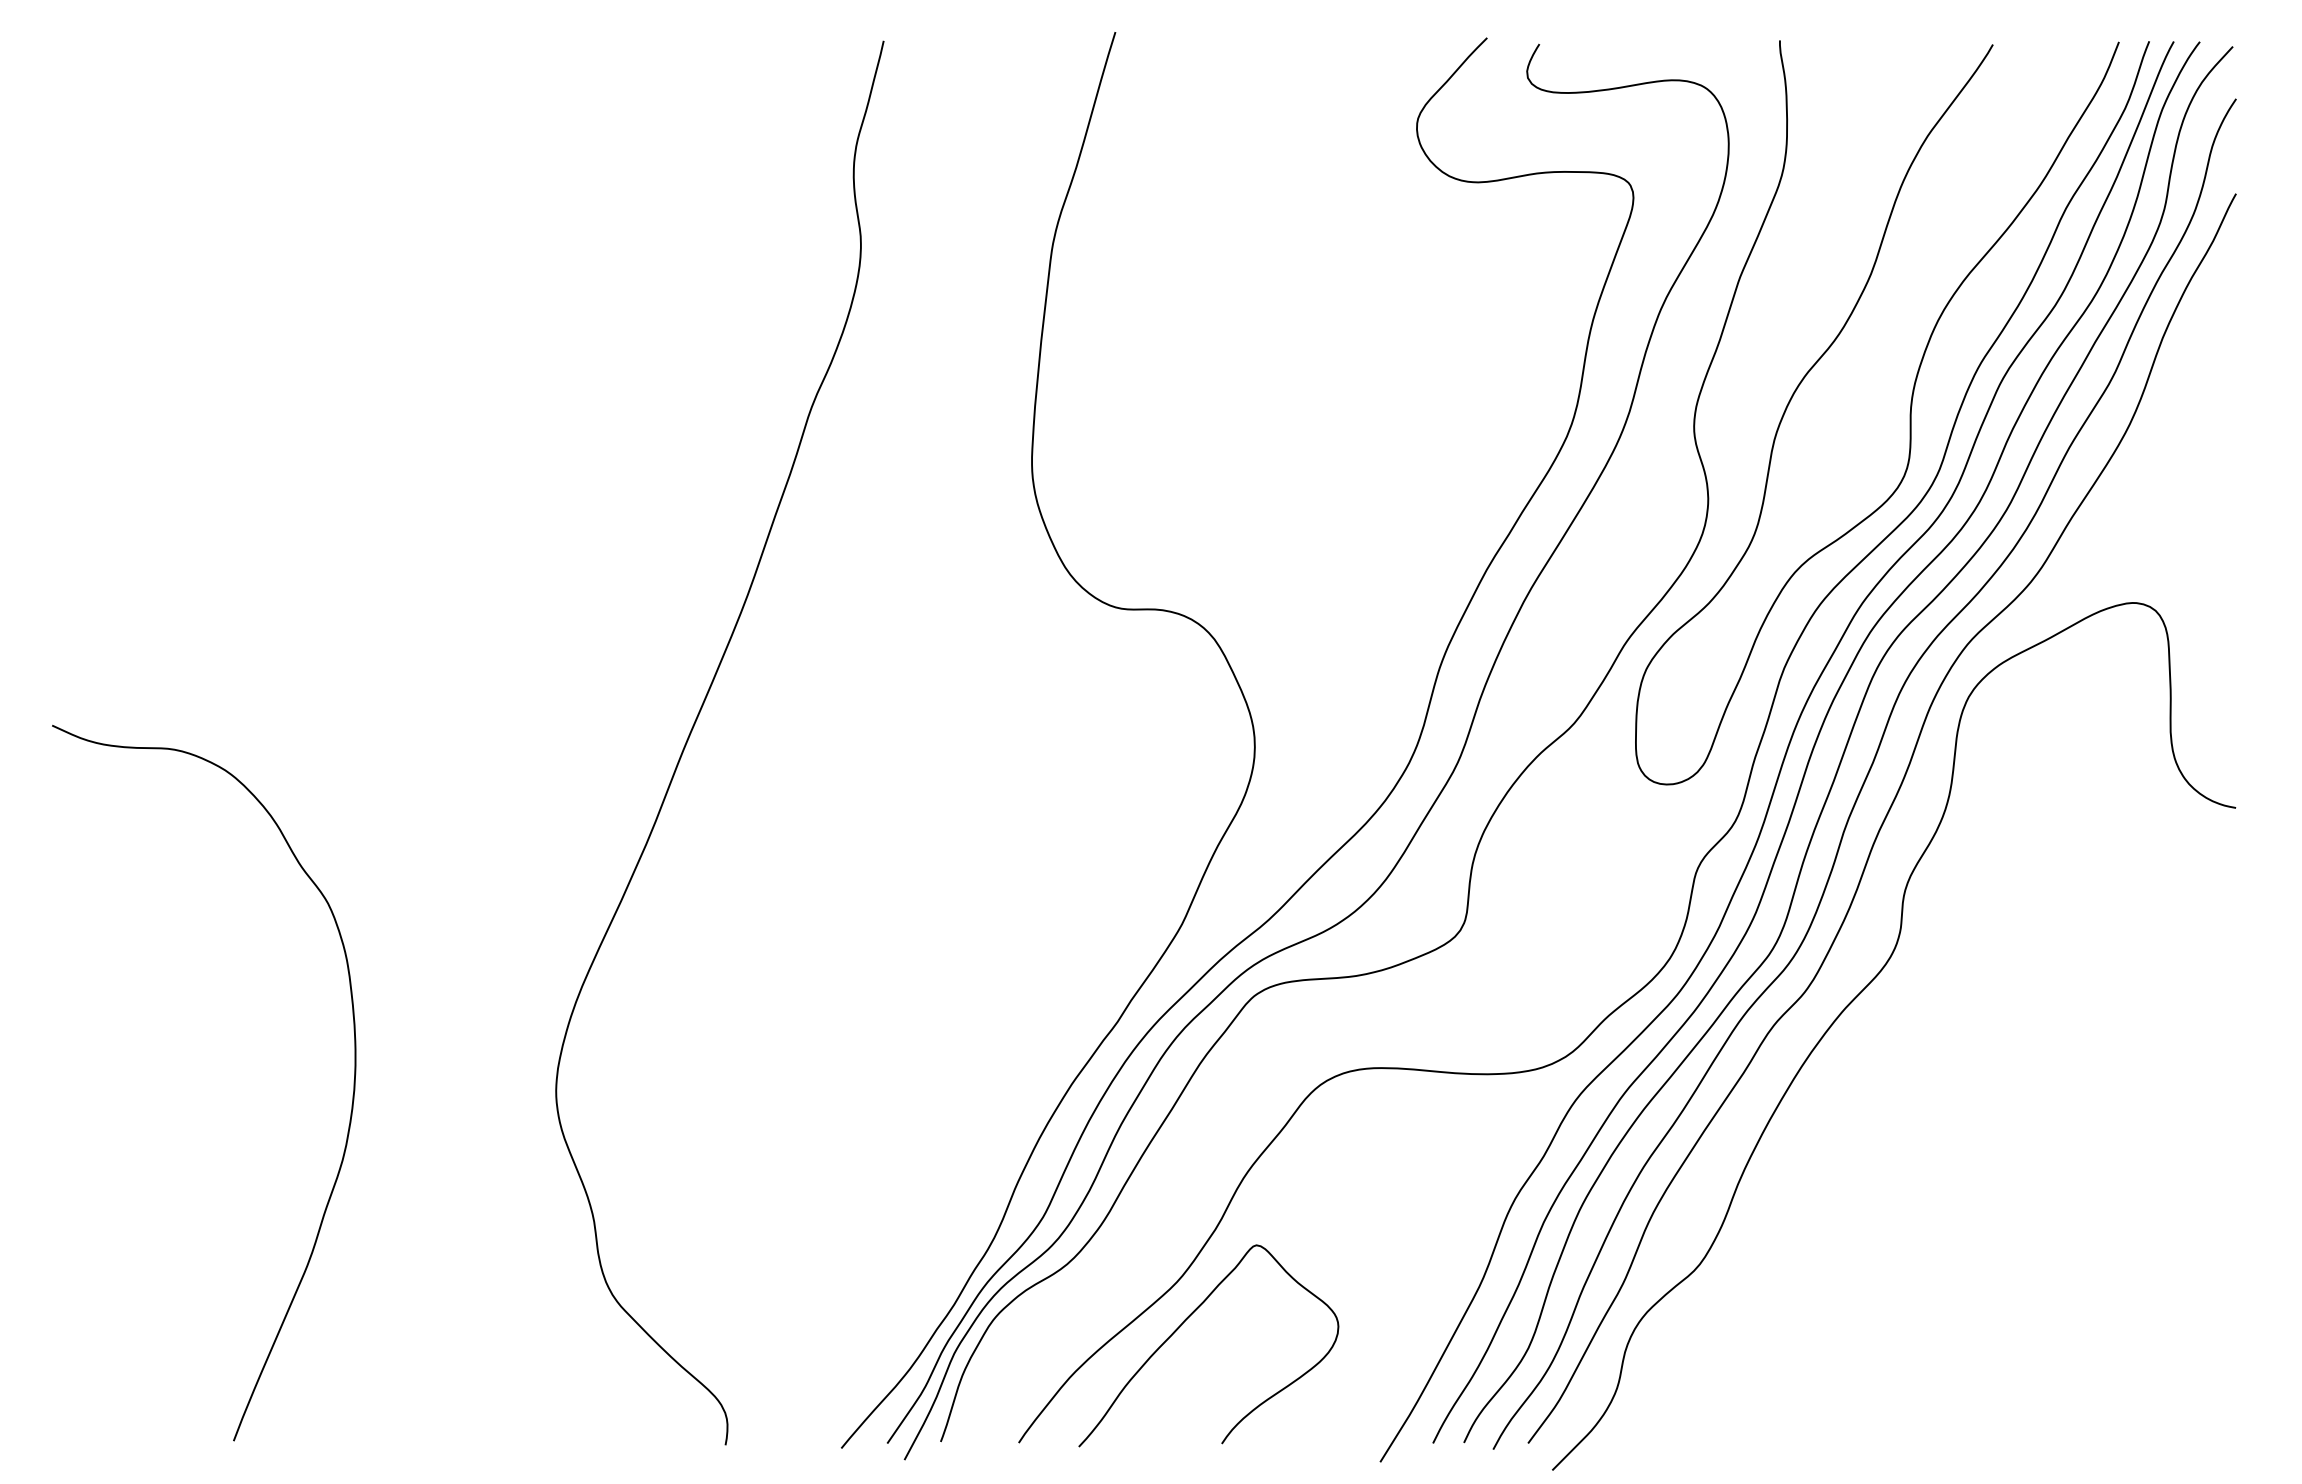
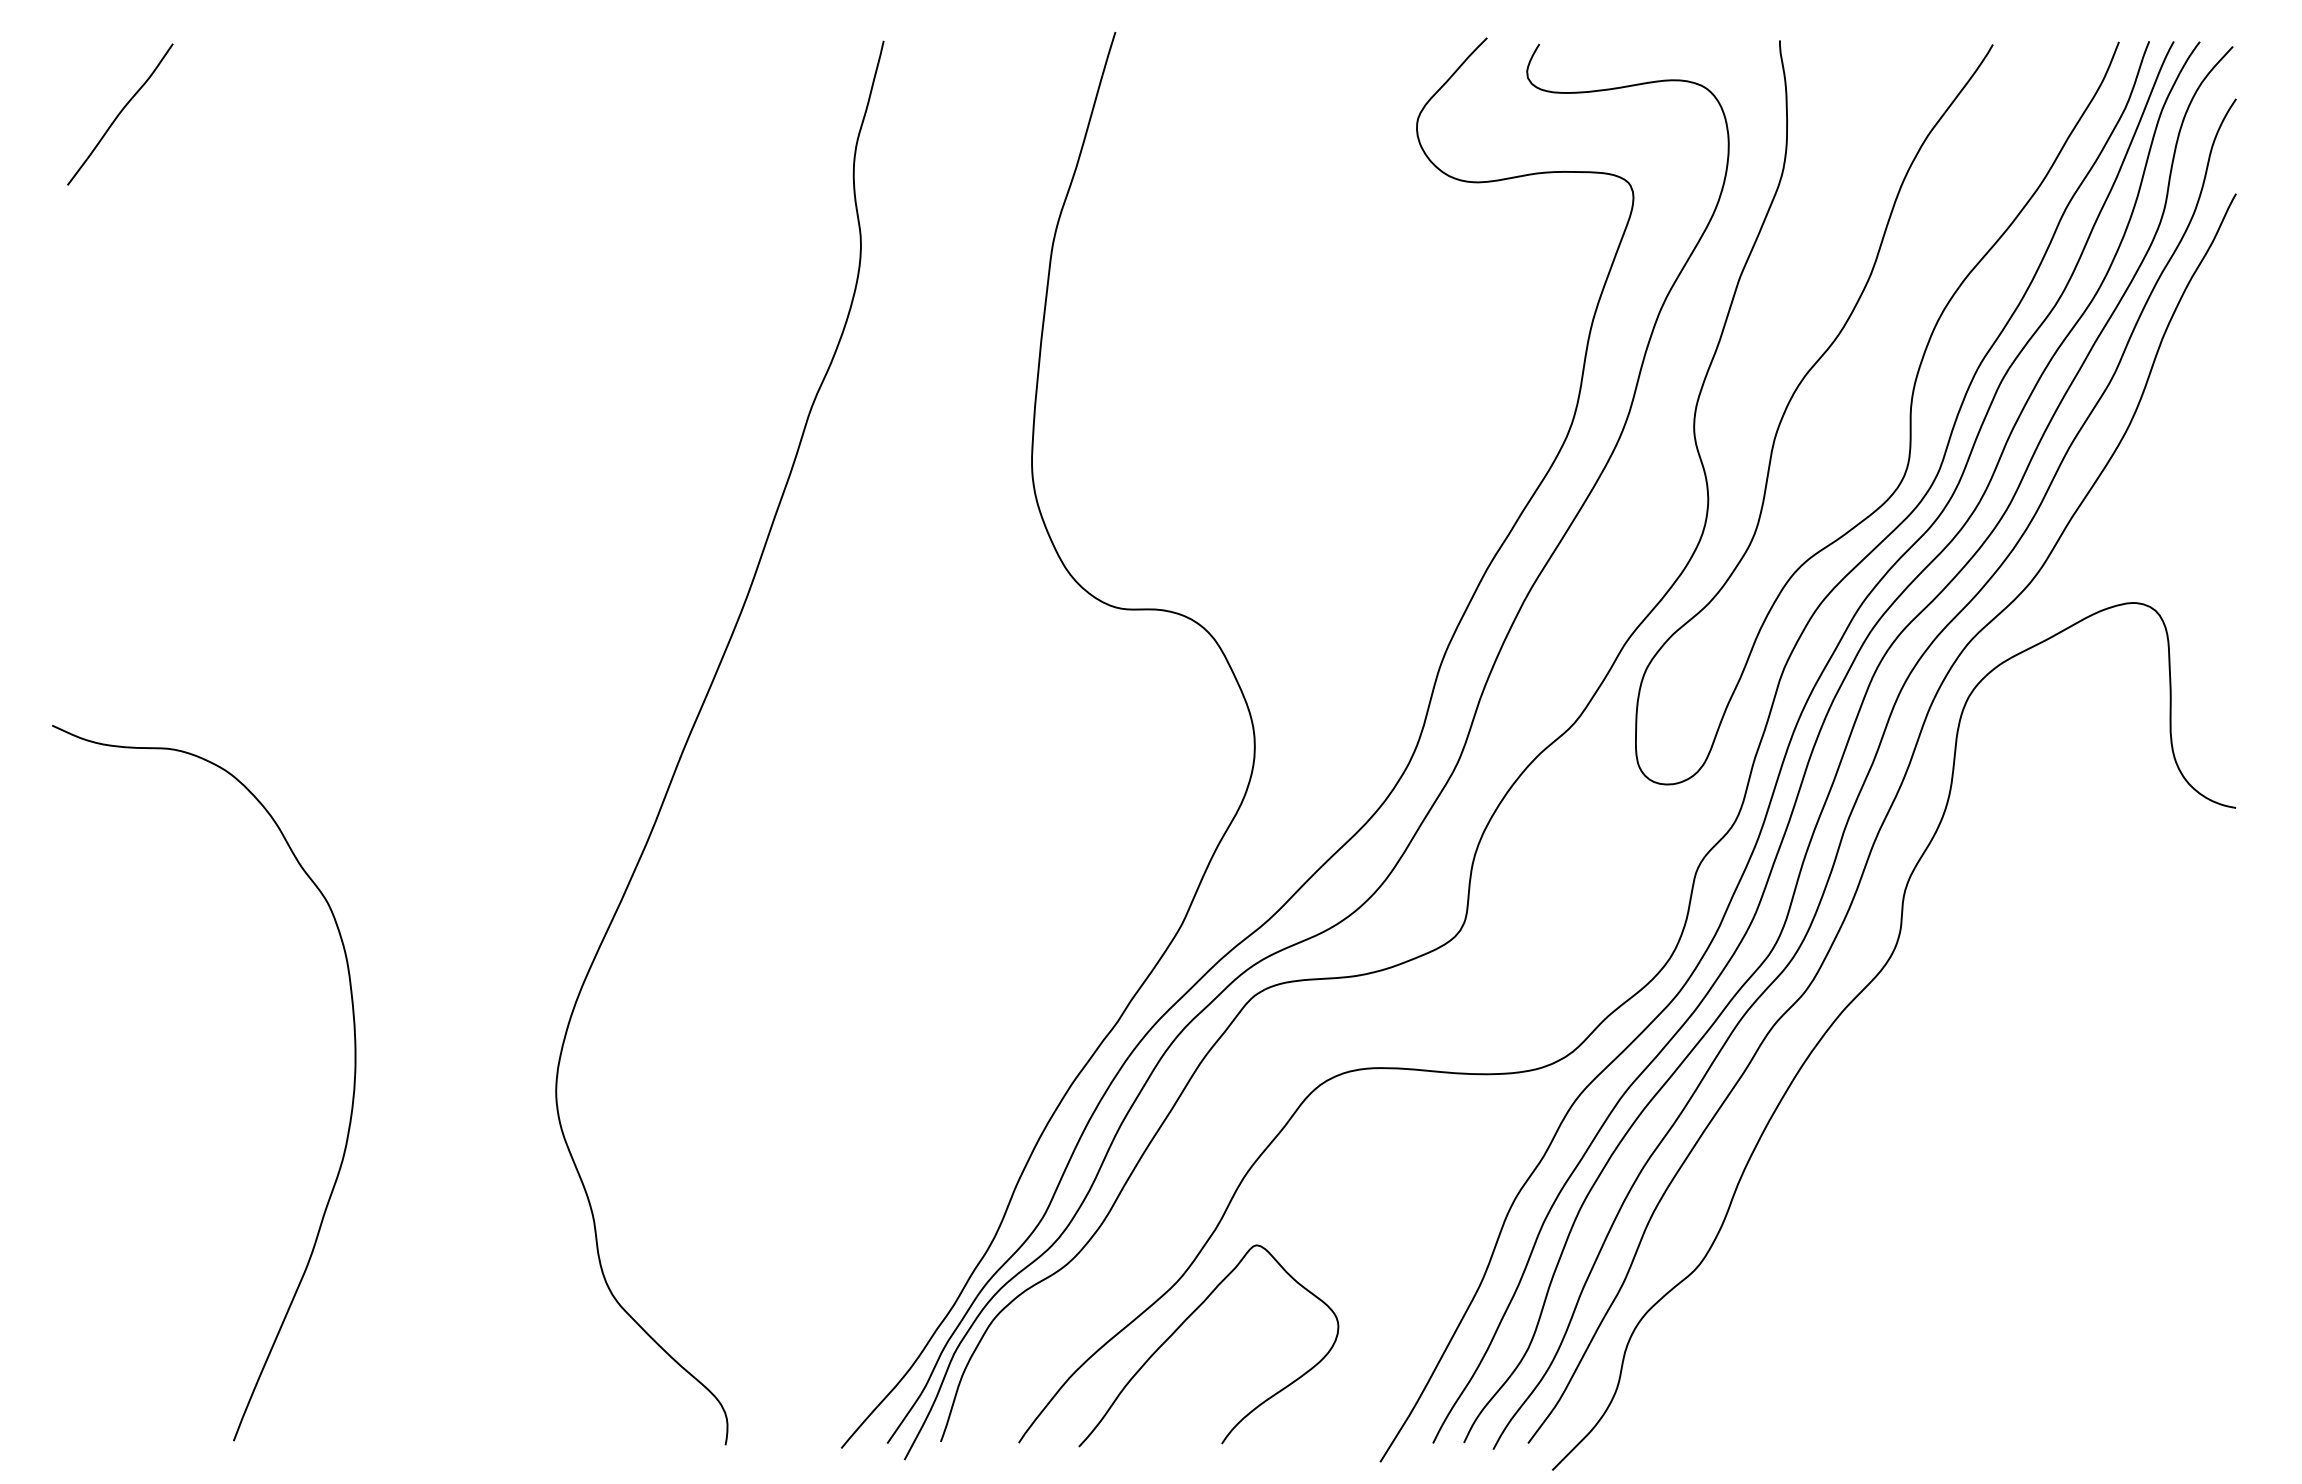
curve: none -> present (120, 114)
